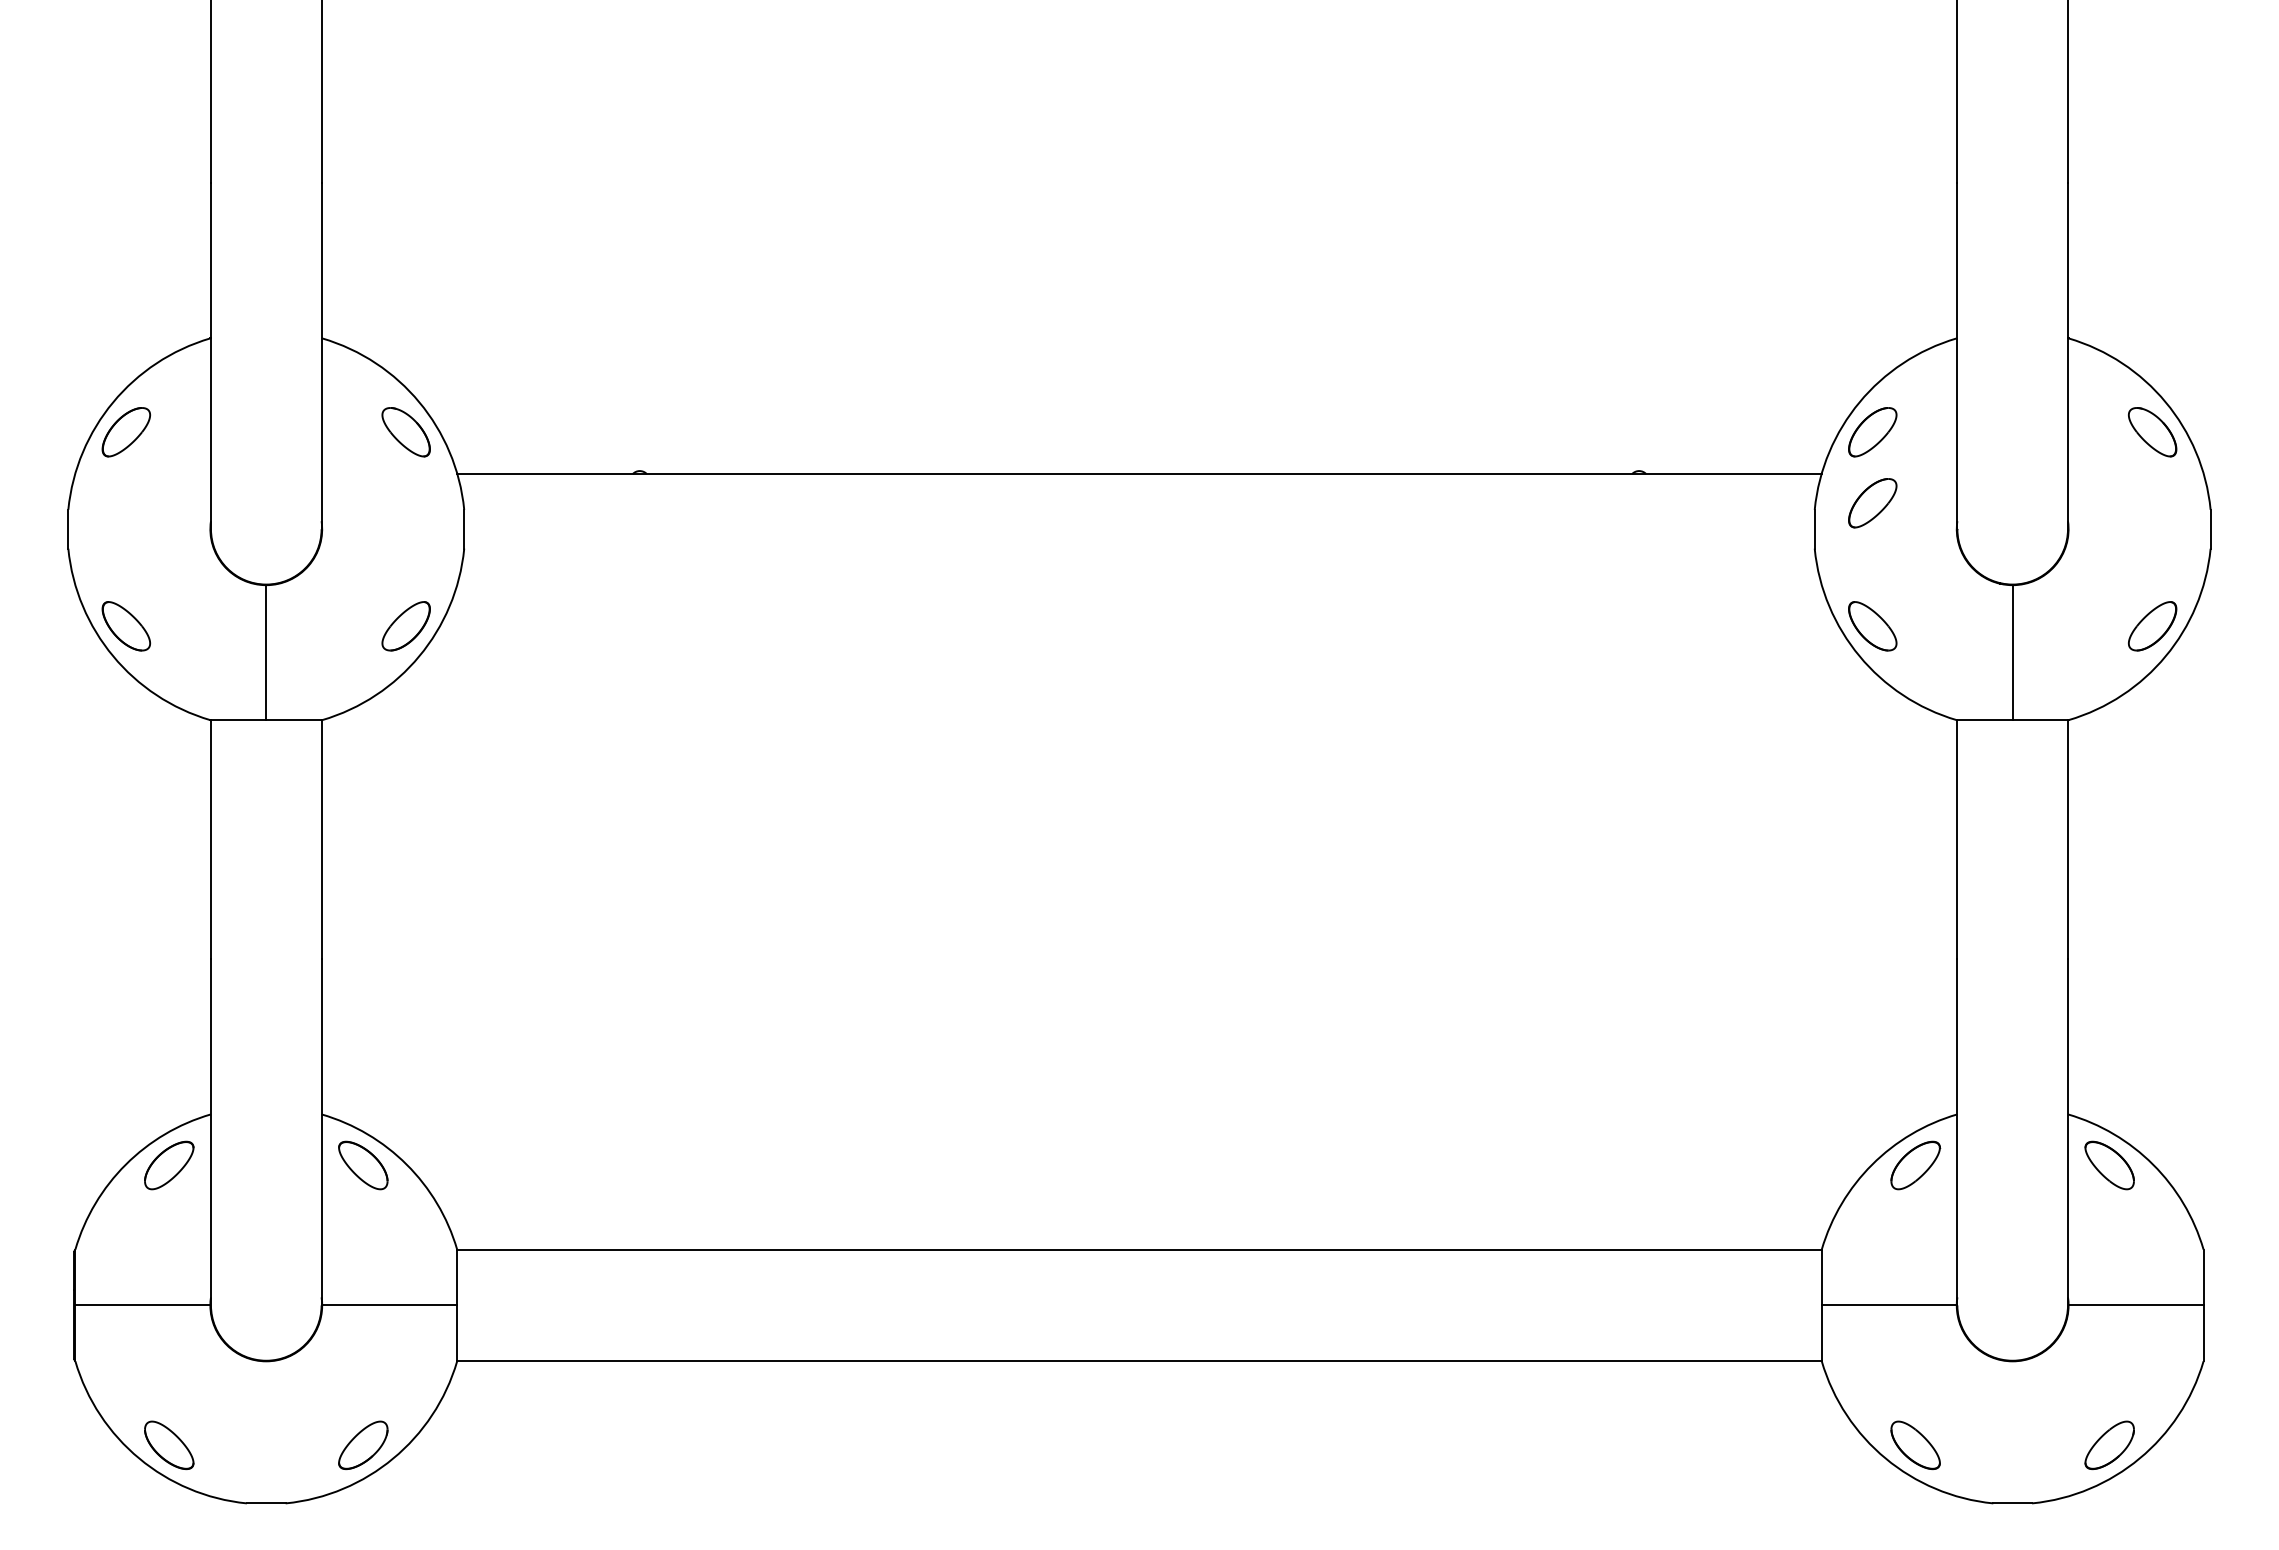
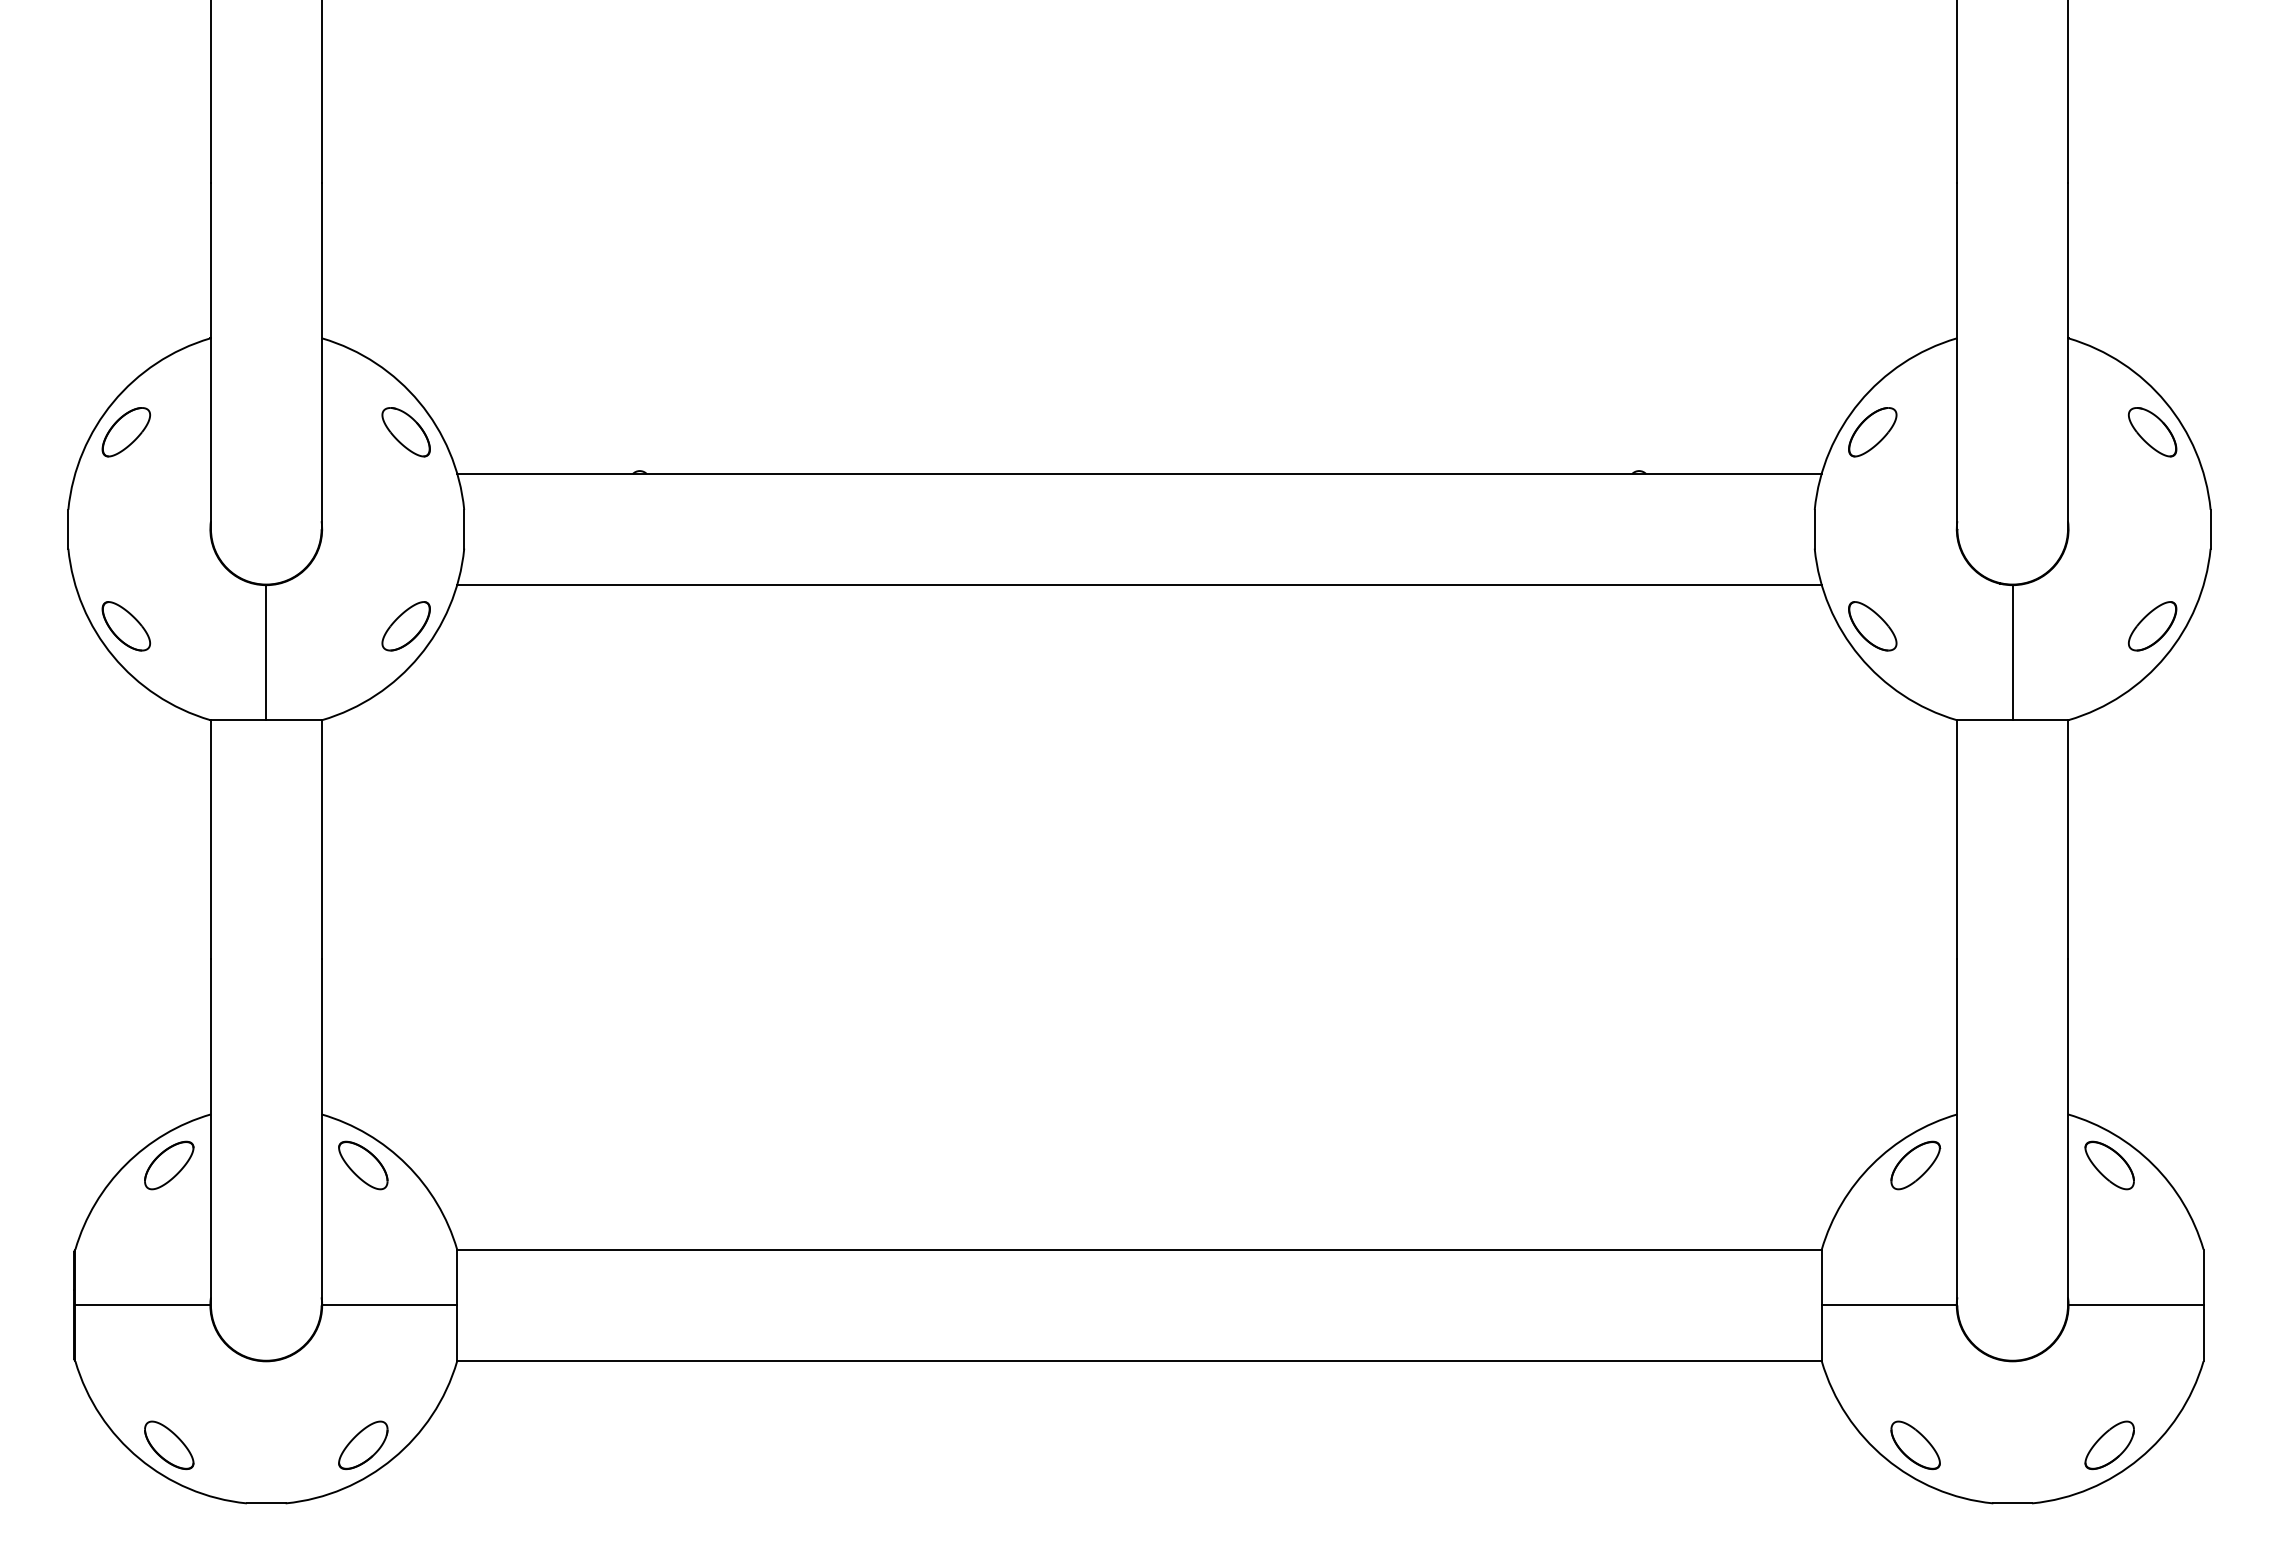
part: present -> none (1872, 503)
line: none -> present (1139, 584)
